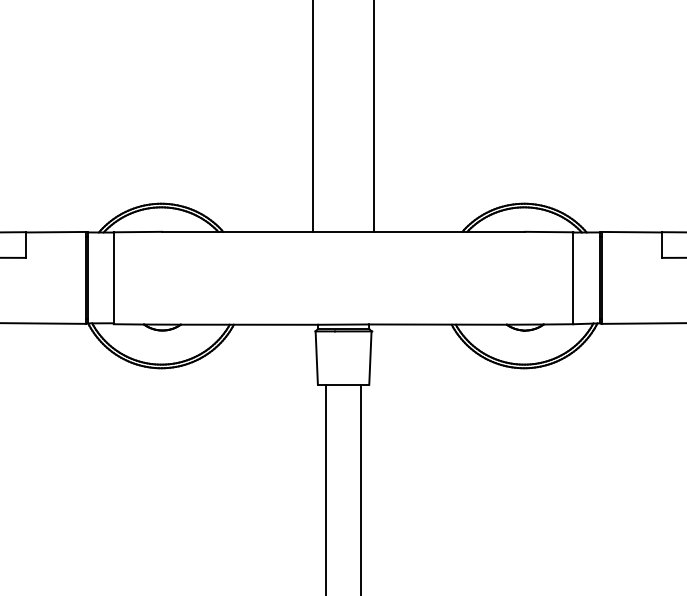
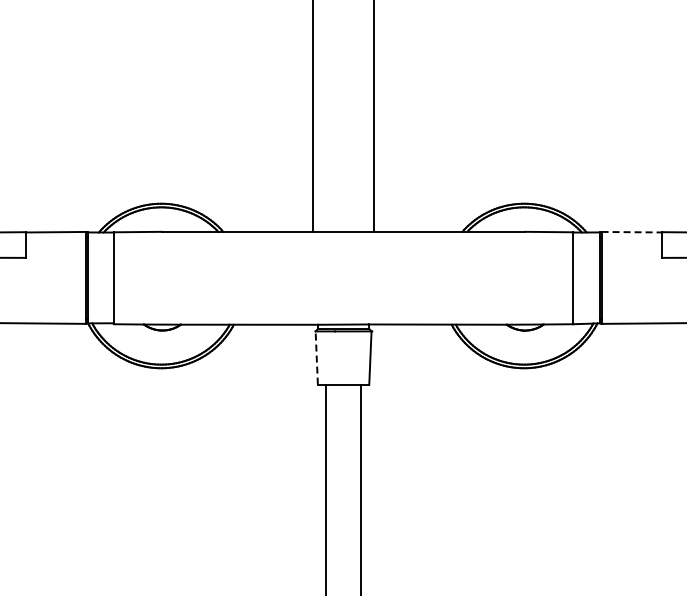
line: solid -> dashed (632, 232)
line: solid -> dashed (316, 357)
